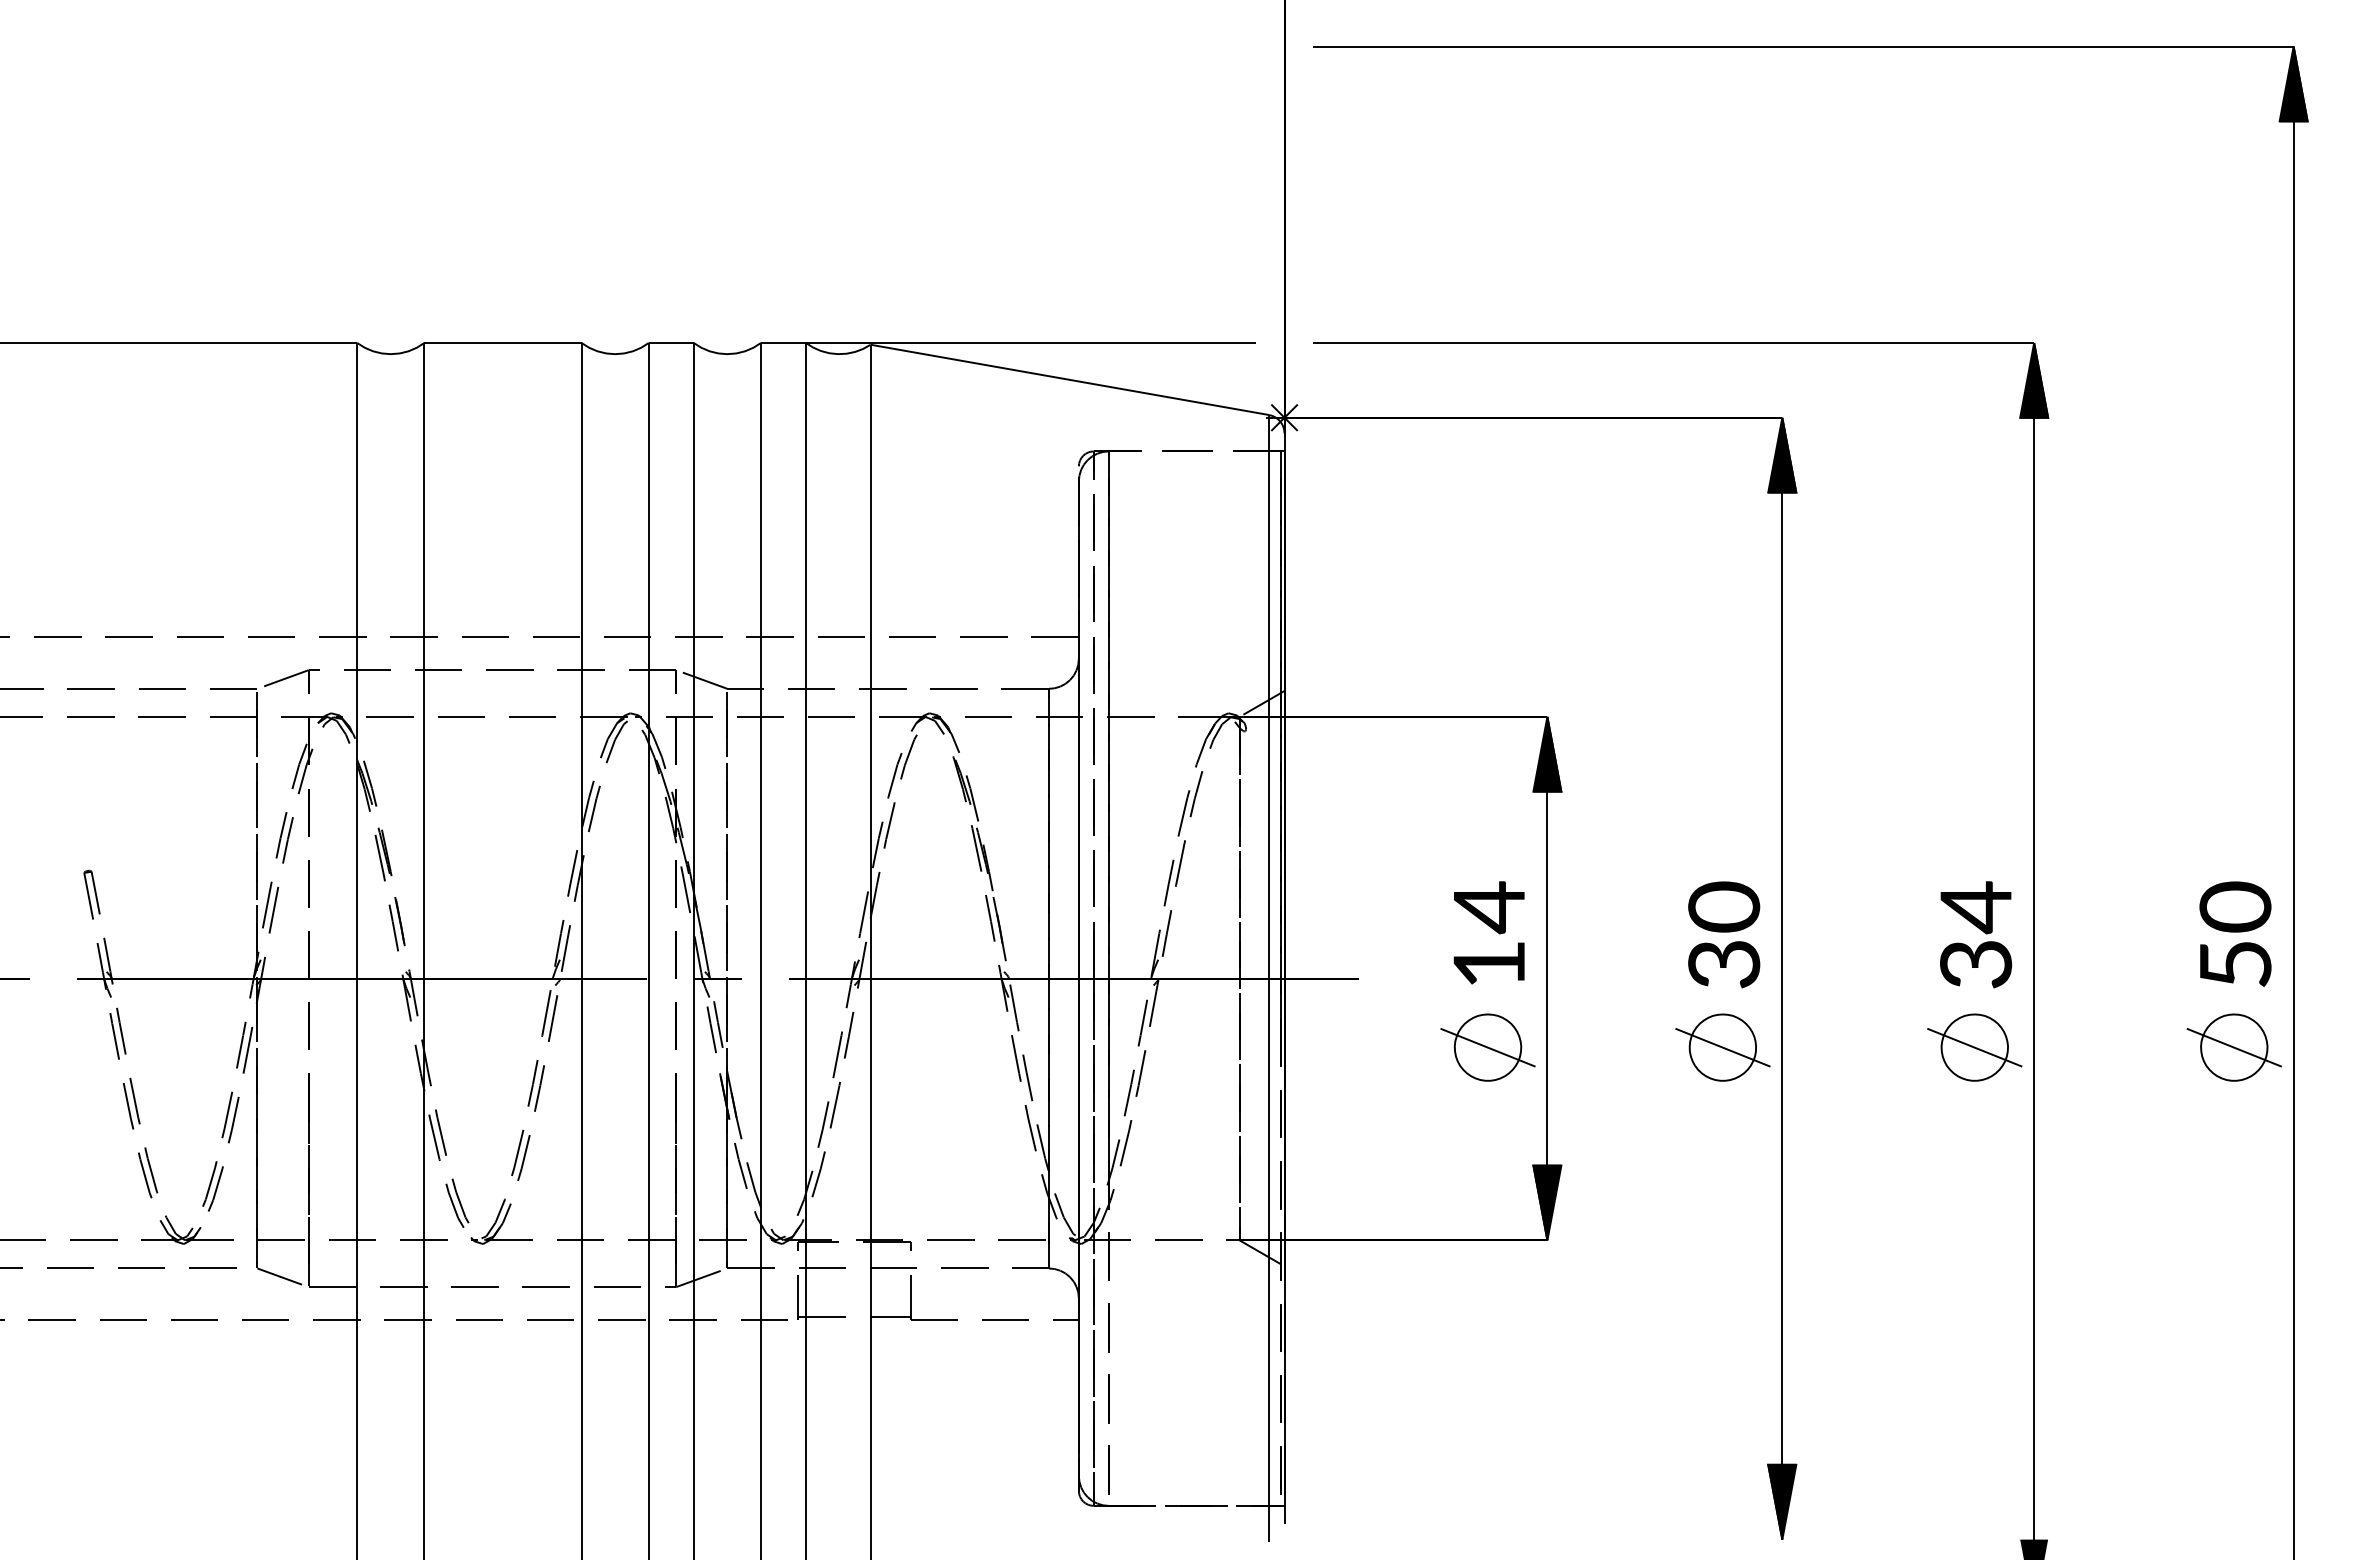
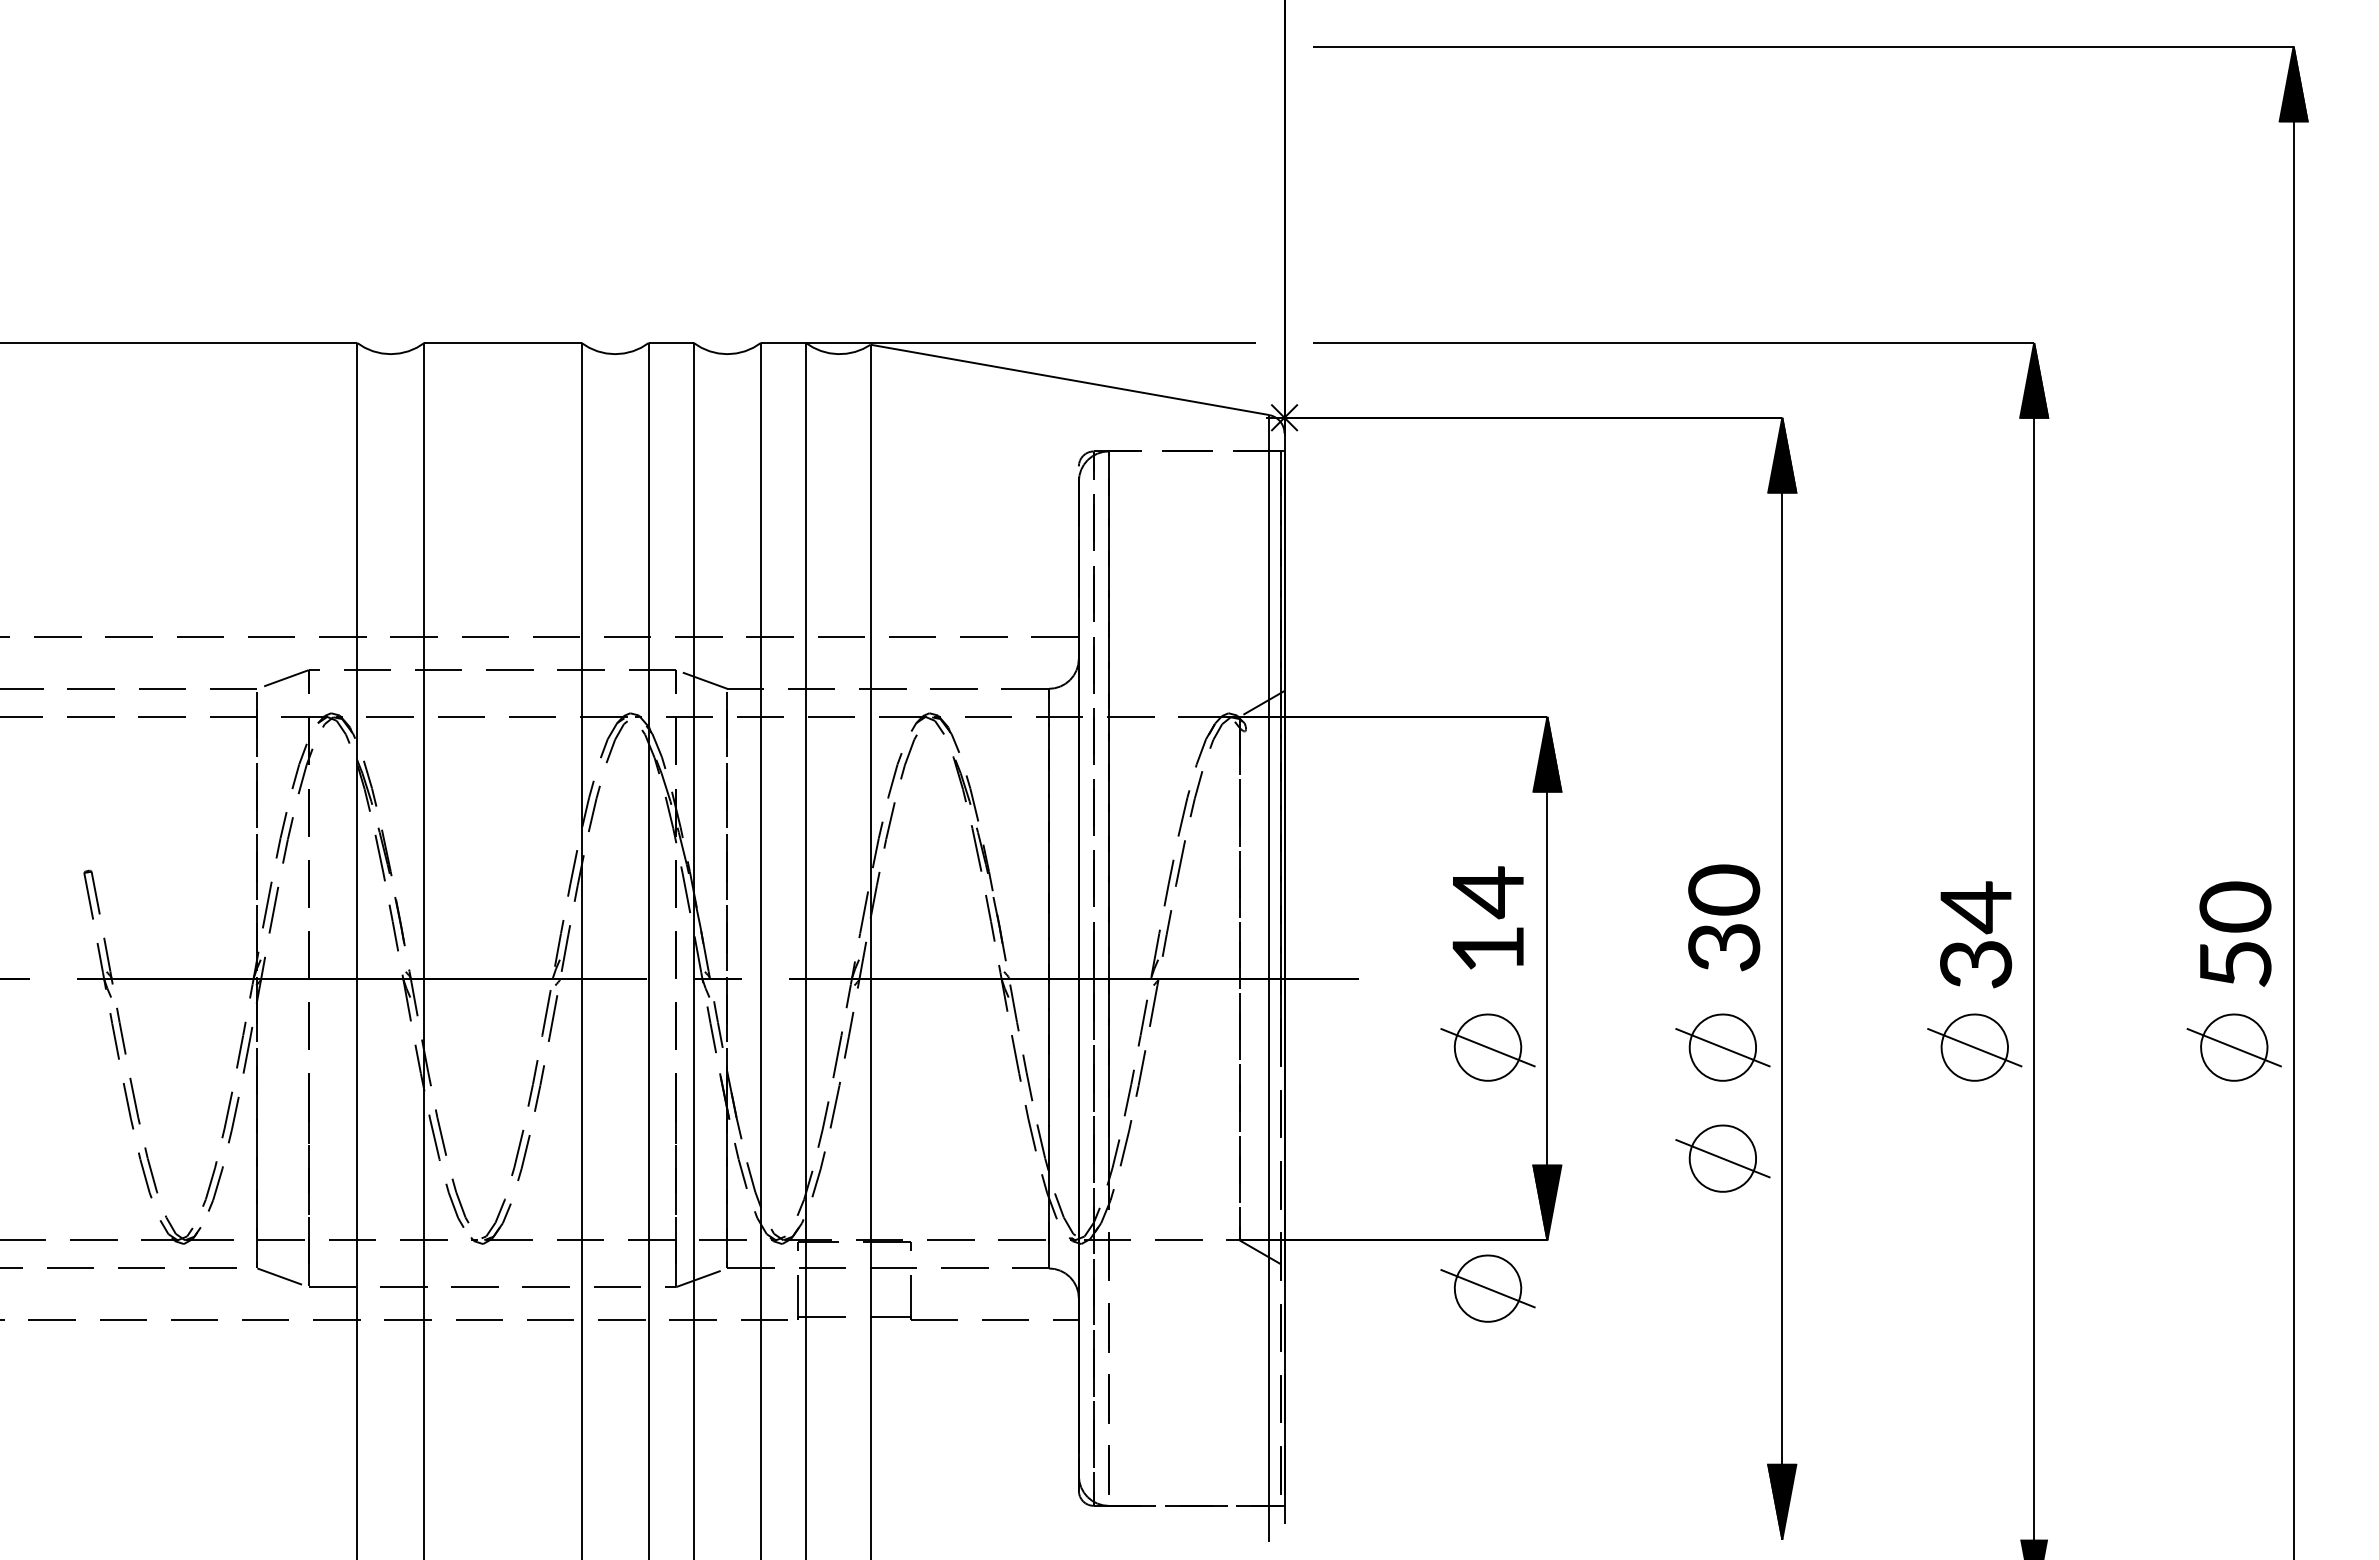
text position: (1488, 932) -> (1487, 917) (1487, 917)
text position: (1724, 934) -> (1724, 917) (1724, 917)
part: none -> present (1722, 1158)
part: none -> present (1487, 1288)
